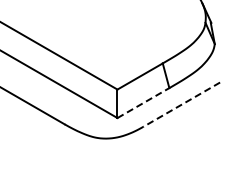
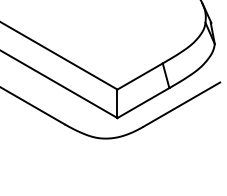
line: dashed -> solid (143, 103)
line: dashed -> solid (181, 104)
